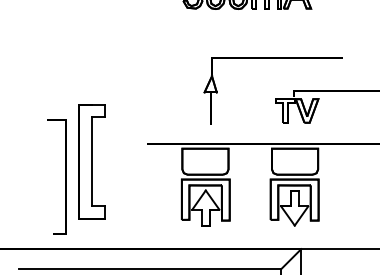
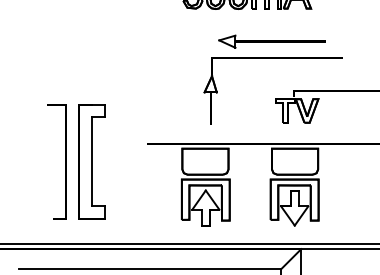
part: none -> present (271, 41)
part position: (65, 176) -> (65, 161) (65, 161)
line: none -> present (189, 243)
